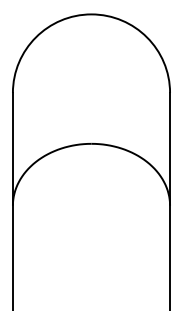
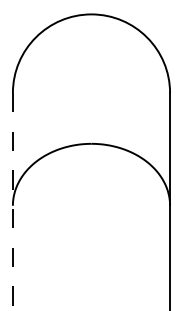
line: solid -> dashed (12, 201)
